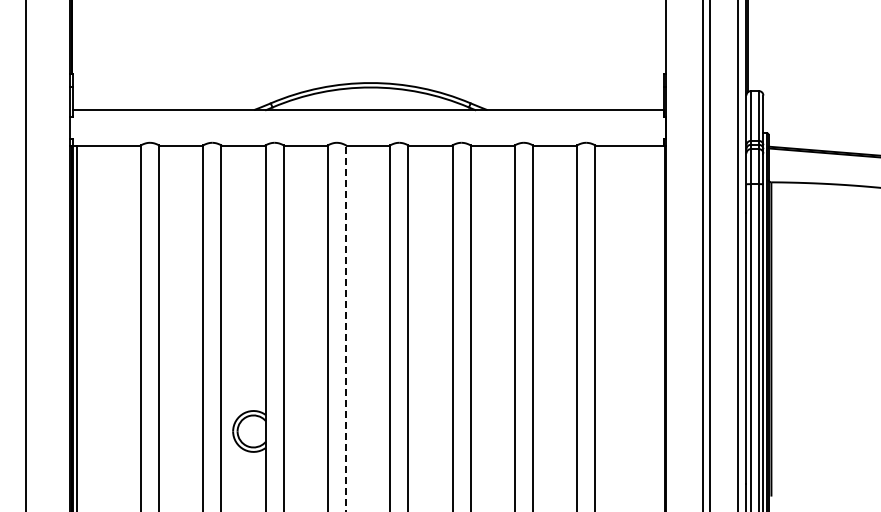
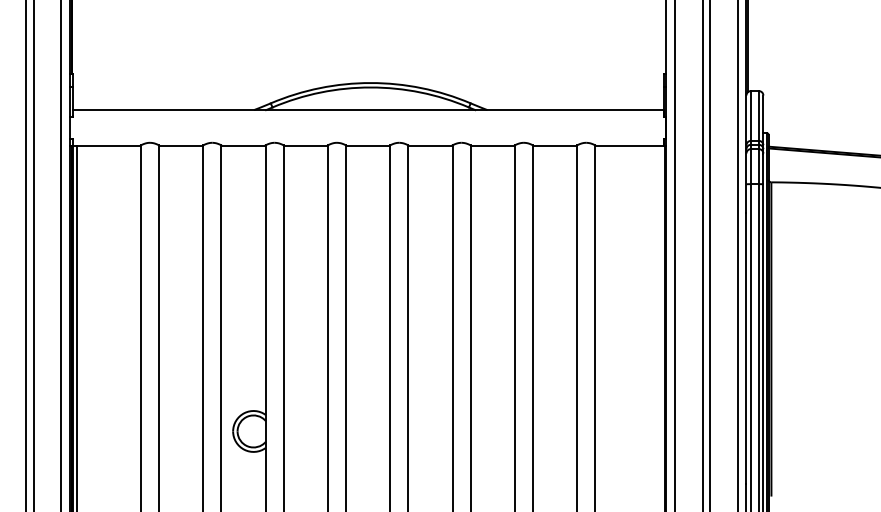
line: none -> present (33, 255)
line: none -> present (61, 255)
line: none -> present (675, 255)
line: dashed -> solid (345, 328)
